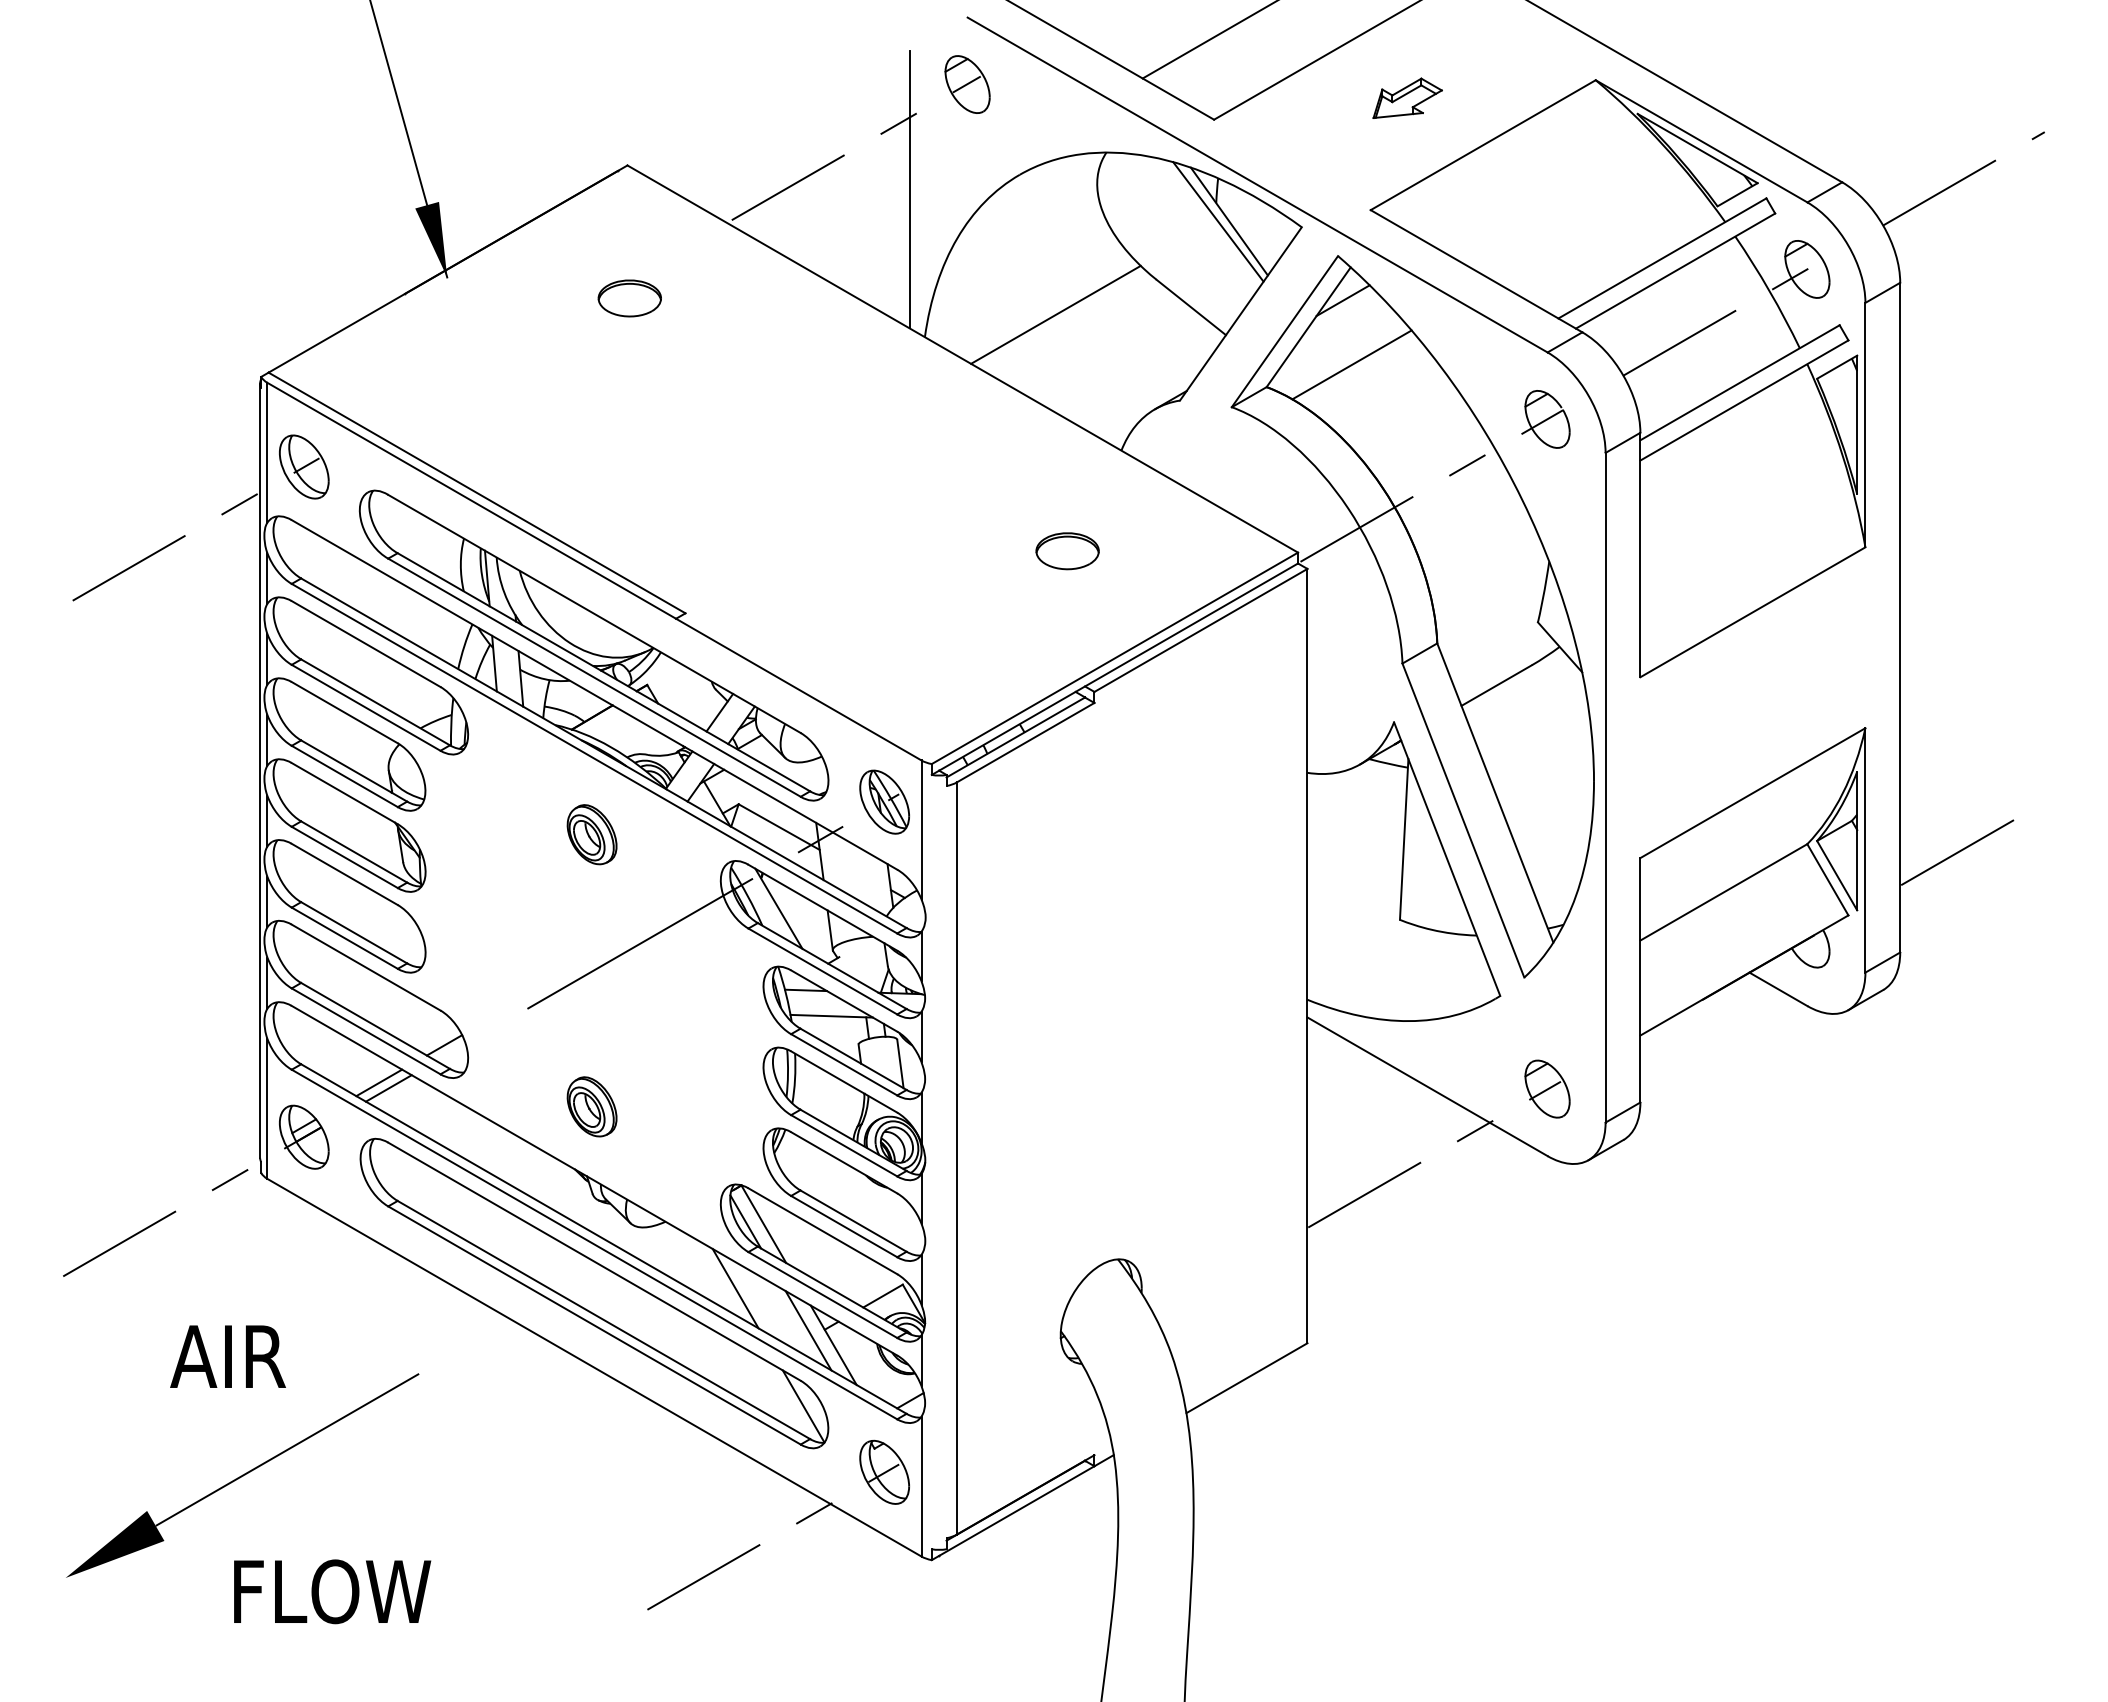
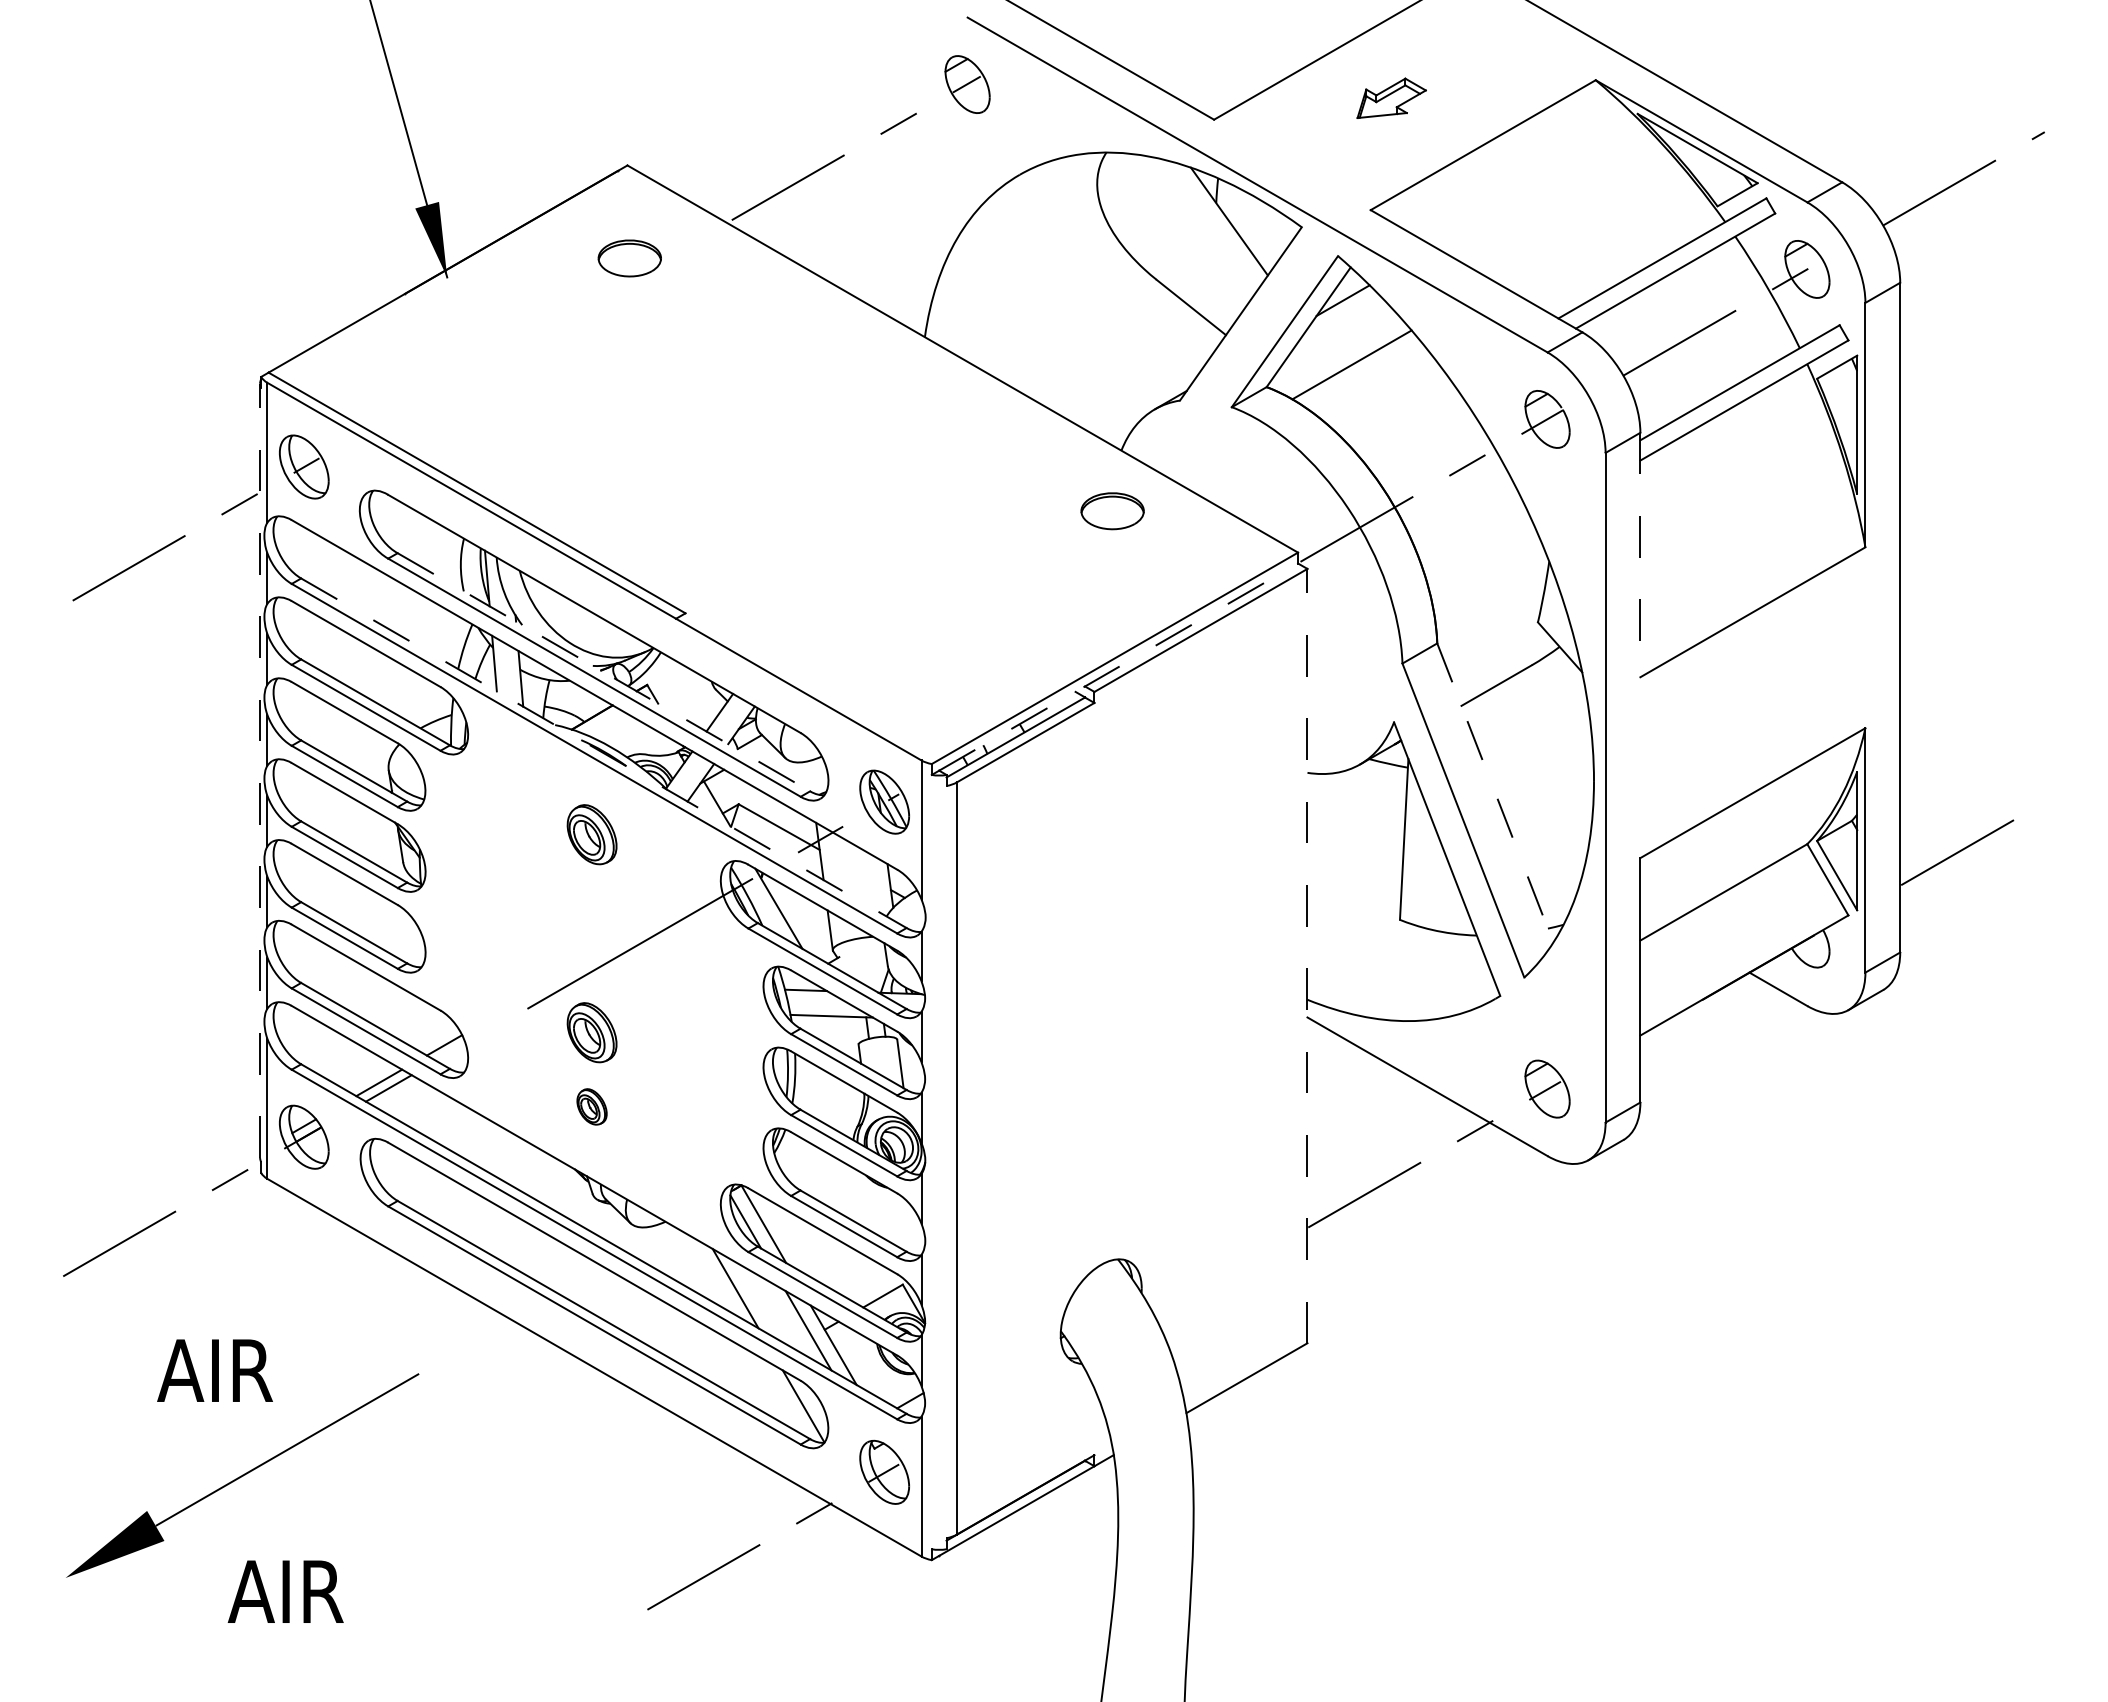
line: present -> none (1208, 40)
part position: (1407, 97) -> (1391, 97) (1391, 97)
line: present -> none (909, 189)
line: present -> none (1218, 221)
part position: (629, 298) -> (629, 258) (629, 258)
line: present -> none (1055, 314)
part position: (1067, 551) -> (1112, 511) (1112, 511)
line: solid -> dashed (1640, 555)
line: solid -> dashed (1119, 666)
line: solid -> dashed (604, 672)
line: solid -> dashed (603, 753)
line: solid -> dashed (260, 770)
line: solid -> dashed (1495, 793)
line: solid -> dashed (1307, 955)
part: none -> present (591, 1032)
part size: 52x62 px -> 32x38 px (591, 1106)
text position: (227, 1356) -> (214, 1370) (214, 1370)
text: FLOW -> AIR (329, 1591)
